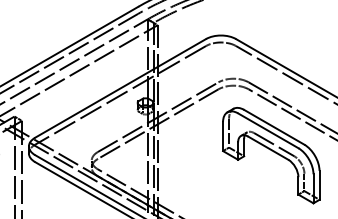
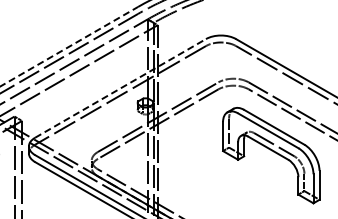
line: solid -> dashed (69, 46)
line: solid -> dashed (120, 88)
